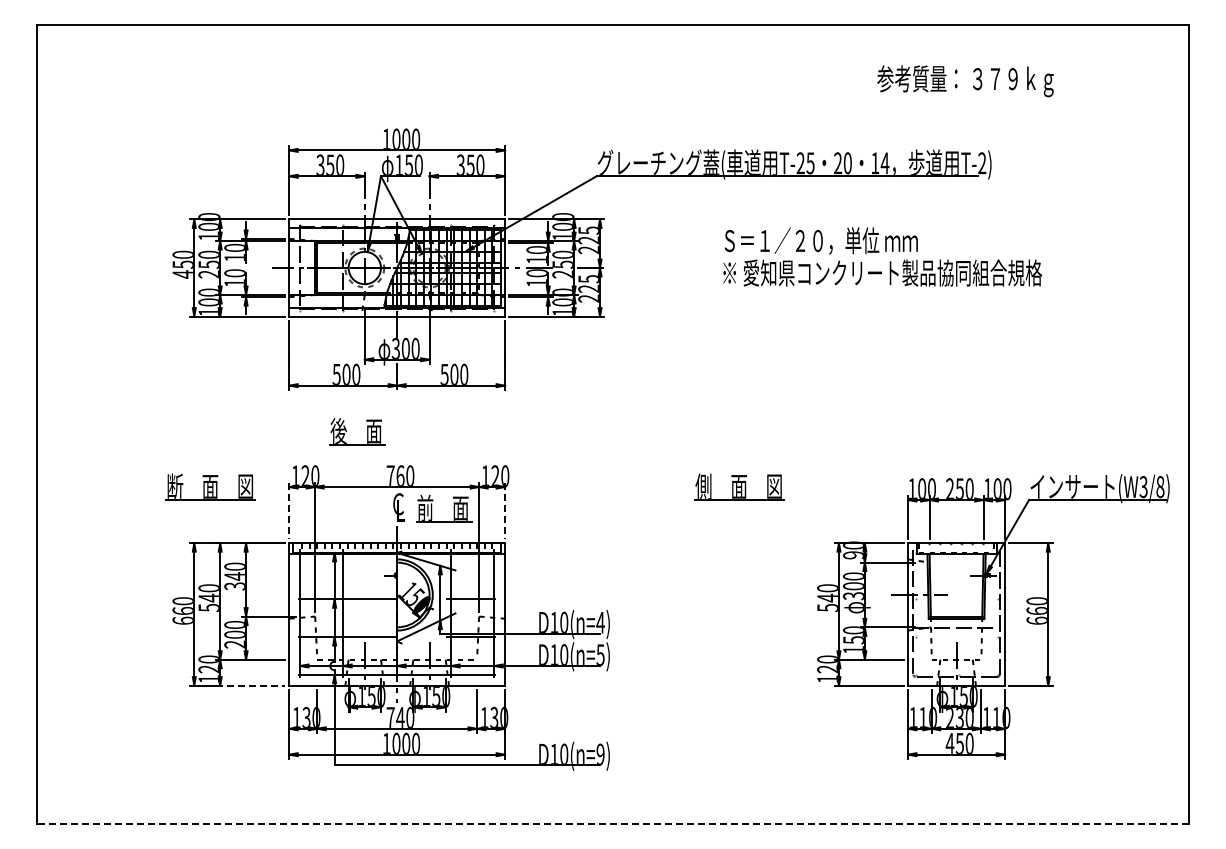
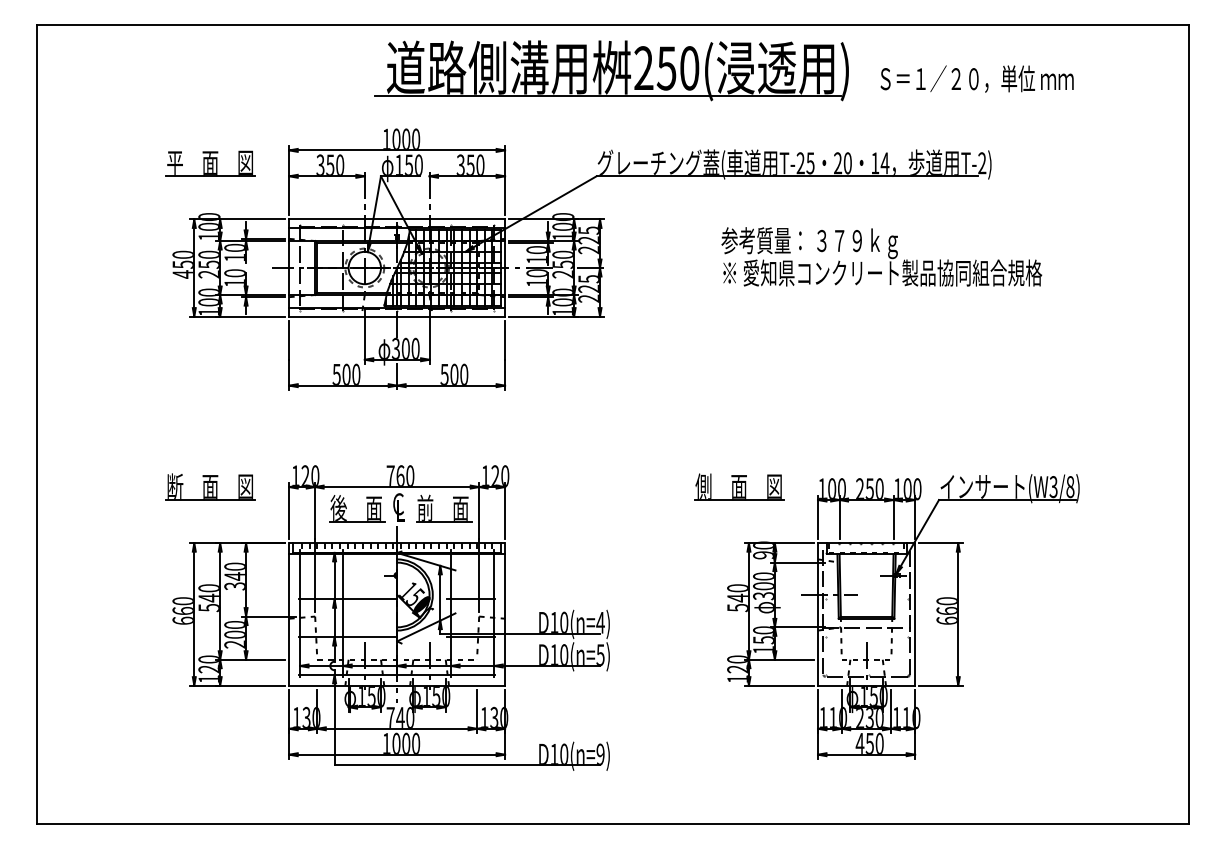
part: none -> present (611, 70)
text: 参考質量： ３７９ｋｇ -> Ｓ＝１／２０，単位 ｍｍ (975, 81)
part: none -> present (210, 163)
text: Ｓ＝１／２０，単位 ｍｍ -> 参考質量： ３７９ｋｇ (819, 243)
part position: (367, 431) -> (367, 508) (367, 508)
line: dashed -> solid (289, 511)
line: dashed -> solid (505, 511)
part position: (993, 616) -> (903, 616) (903, 616)
line: dashed -> solid (250, 685)
line: dashed -> solid (612, 823)
